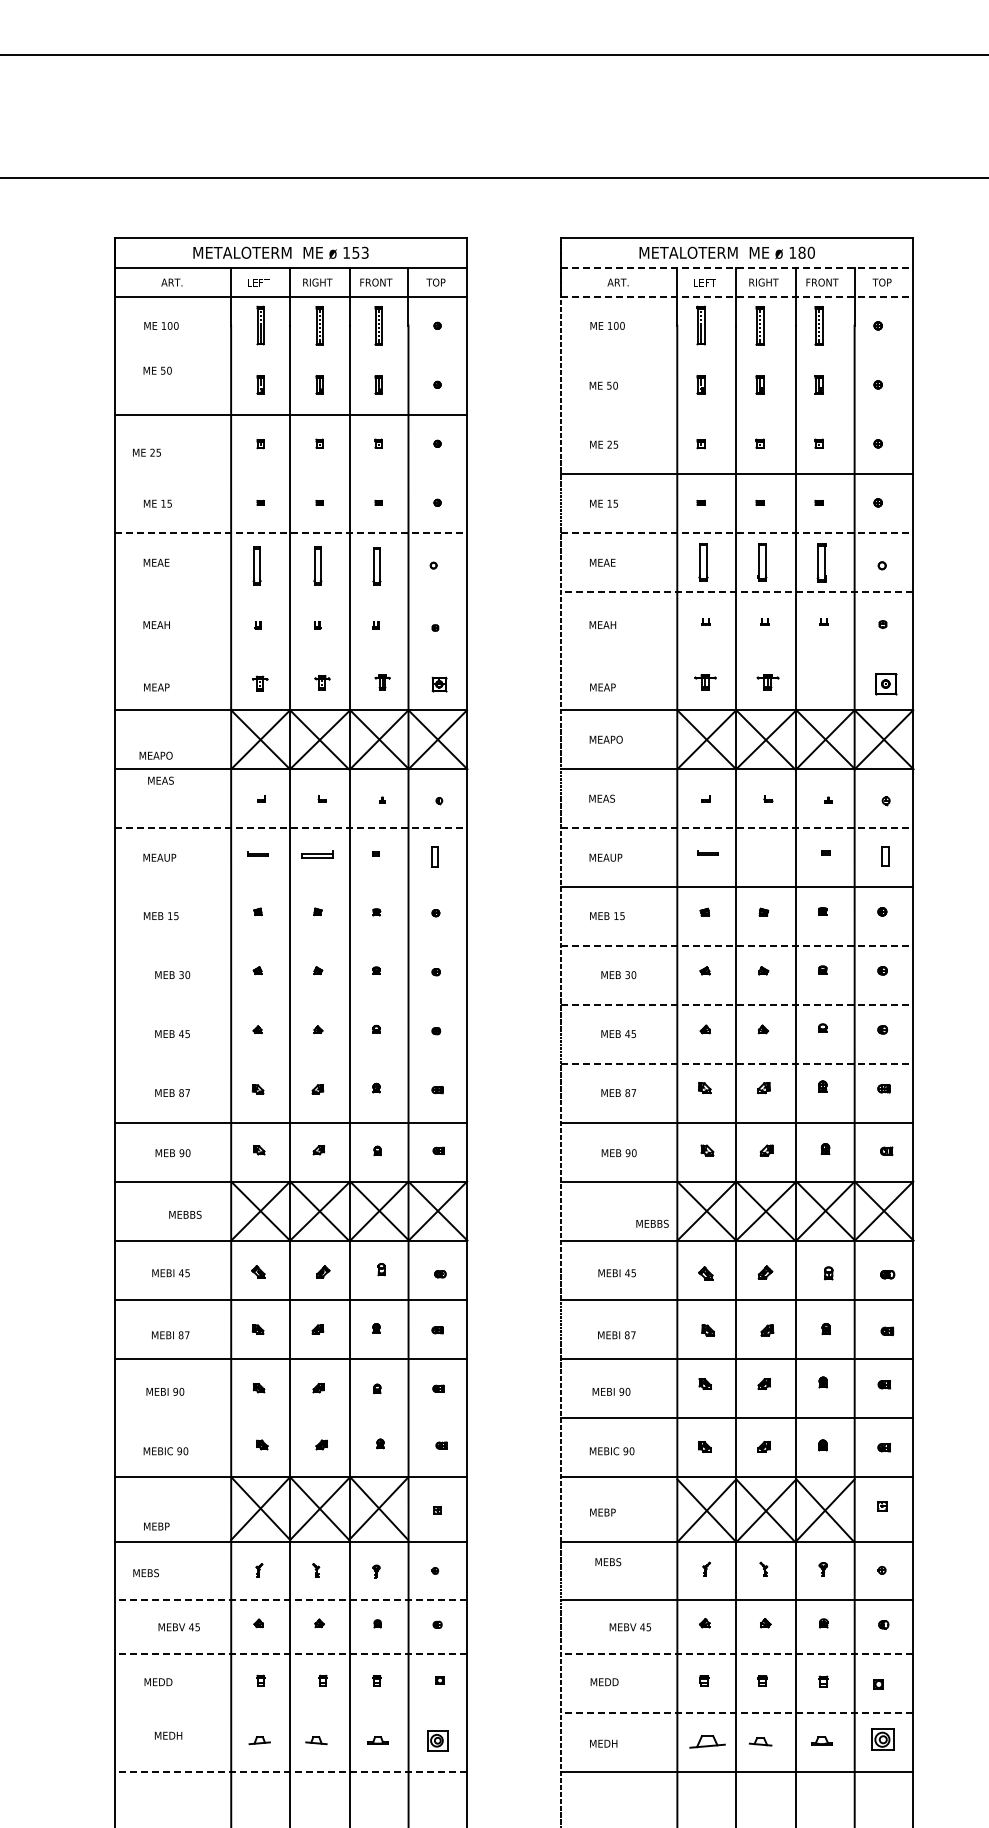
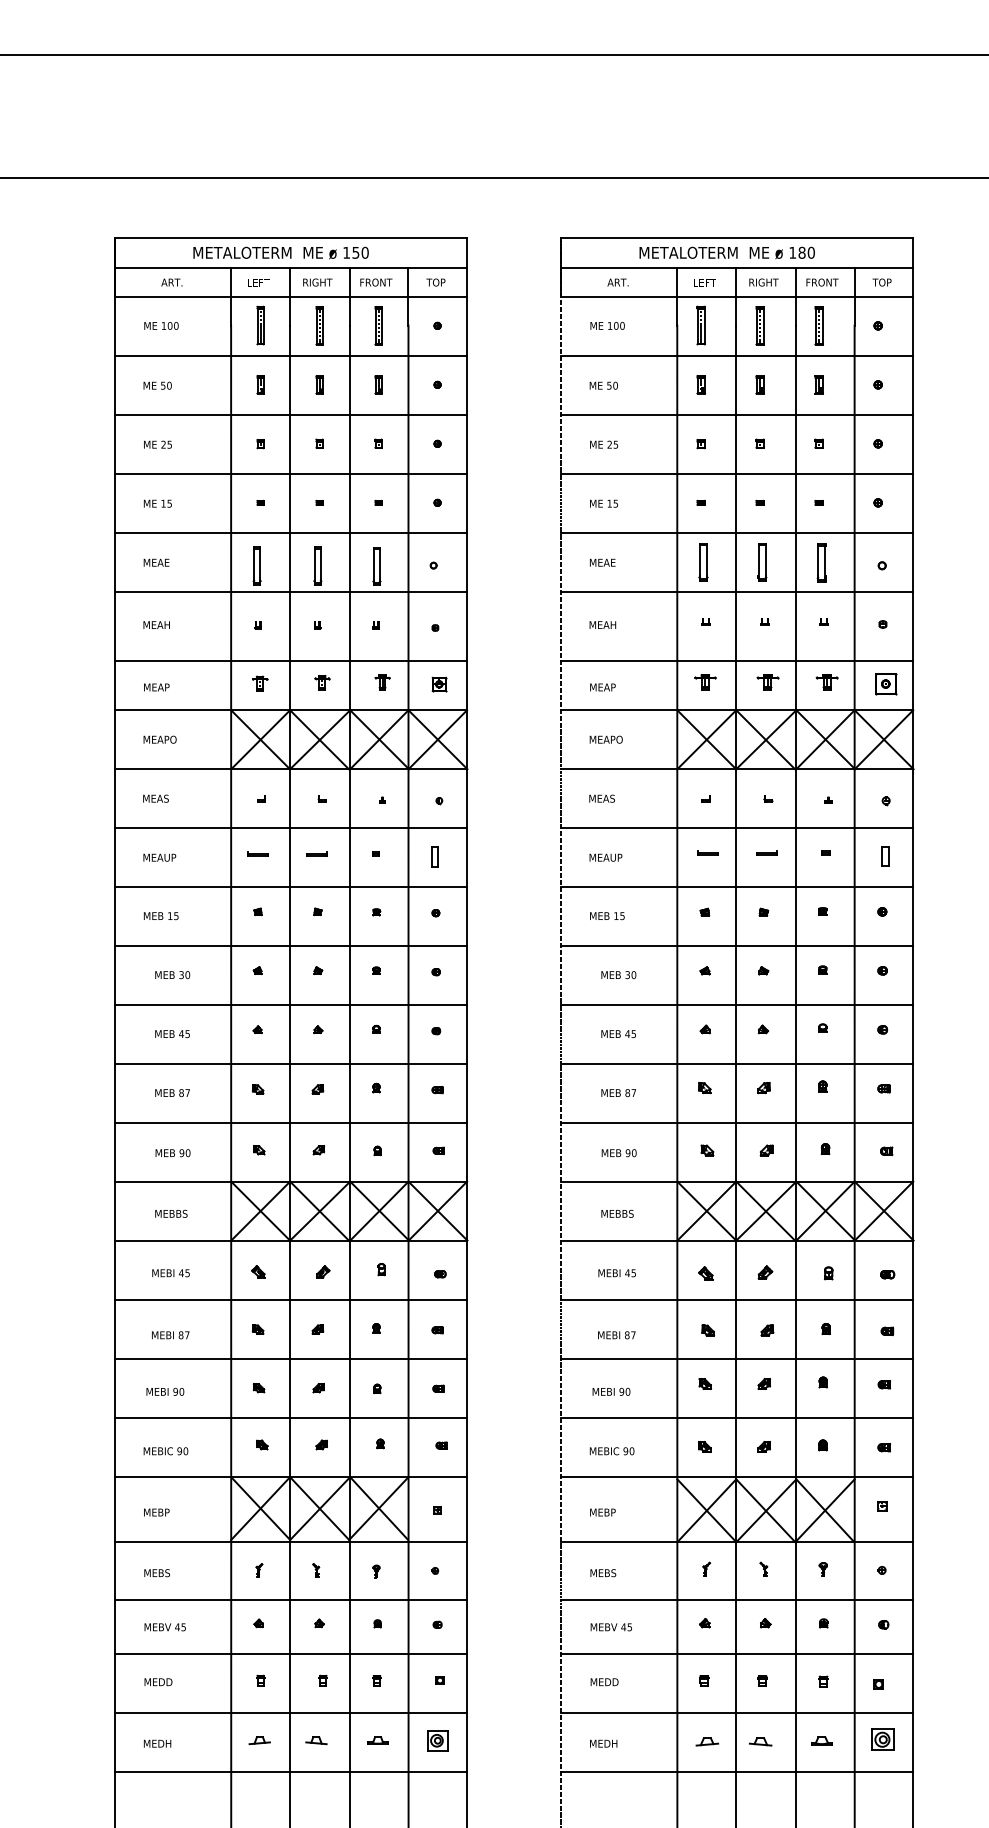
text: 153 -> 150 (364, 252)
line: dashed -> solid (737, 267)
line: dashed -> solid (737, 297)
line: none -> present (291, 356)
line: none -> present (737, 356)
text position: (157, 370) -> (157, 385) (157, 385)
line: none -> present (737, 415)
text position: (146, 452) -> (157, 444) (157, 444)
line: none -> present (291, 474)
line: dashed -> solid (291, 533)
line: dashed -> solid (737, 533)
line: none -> present (291, 592)
line: dashed -> solid (737, 592)
line: none -> present (291, 660)
line: none -> present (737, 660)
part: none -> present (826, 682)
text position: (155, 755) -> (159, 739) (159, 739)
text position: (160, 780) -> (155, 798) (155, 798)
line: dashed -> solid (291, 828)
line: dashed -> solid (737, 828)
part: none -> present (766, 852)
part size: 33x9 px -> 22x6 px (316, 853)
line: none -> present (291, 886)
line: none -> present (291, 945)
line: dashed -> solid (737, 945)
line: none -> present (291, 1004)
line: dashed -> solid (737, 1004)
line: none -> present (291, 1063)
line: dashed -> solid (737, 1063)
text position: (185, 1214) -> (171, 1213) (171, 1213)
text position: (652, 1223) -> (617, 1213) (617, 1213)
line: none -> present (291, 1418)
text position: (156, 1526) -> (156, 1512) (156, 1512)
text position: (608, 1562) -> (603, 1573) (603, 1573)
text position: (145, 1573) -> (156, 1573) (156, 1573)
line: dashed -> solid (291, 1600)
text position: (178, 1627) -> (164, 1627) (164, 1627)
text position: (629, 1627) -> (610, 1627) (610, 1627)
line: dashed -> solid (291, 1654)
line: dashed -> solid (737, 1654)
line: none -> present (291, 1713)
line: dashed -> solid (737, 1713)
text position: (168, 1735) -> (157, 1743) (157, 1743)
part size: 37x14 px -> 24x10 px (706, 1741)
line: dashed -> solid (291, 1772)
